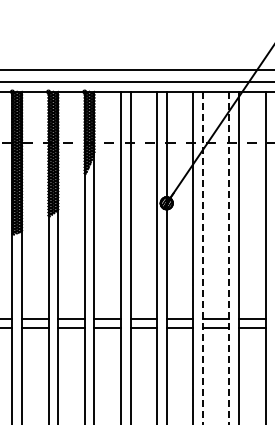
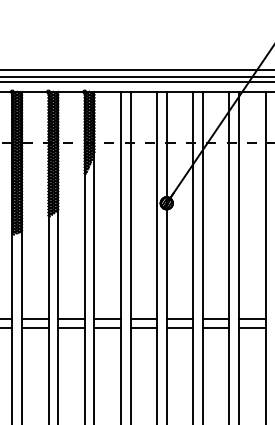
line: none -> present (136, 77)
line: dashed -> solid (202, 258)
line: dashed -> solid (229, 258)
